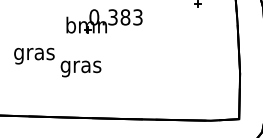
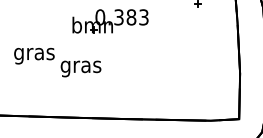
part position: (104, 21) -> (110, 21) (110, 21)
